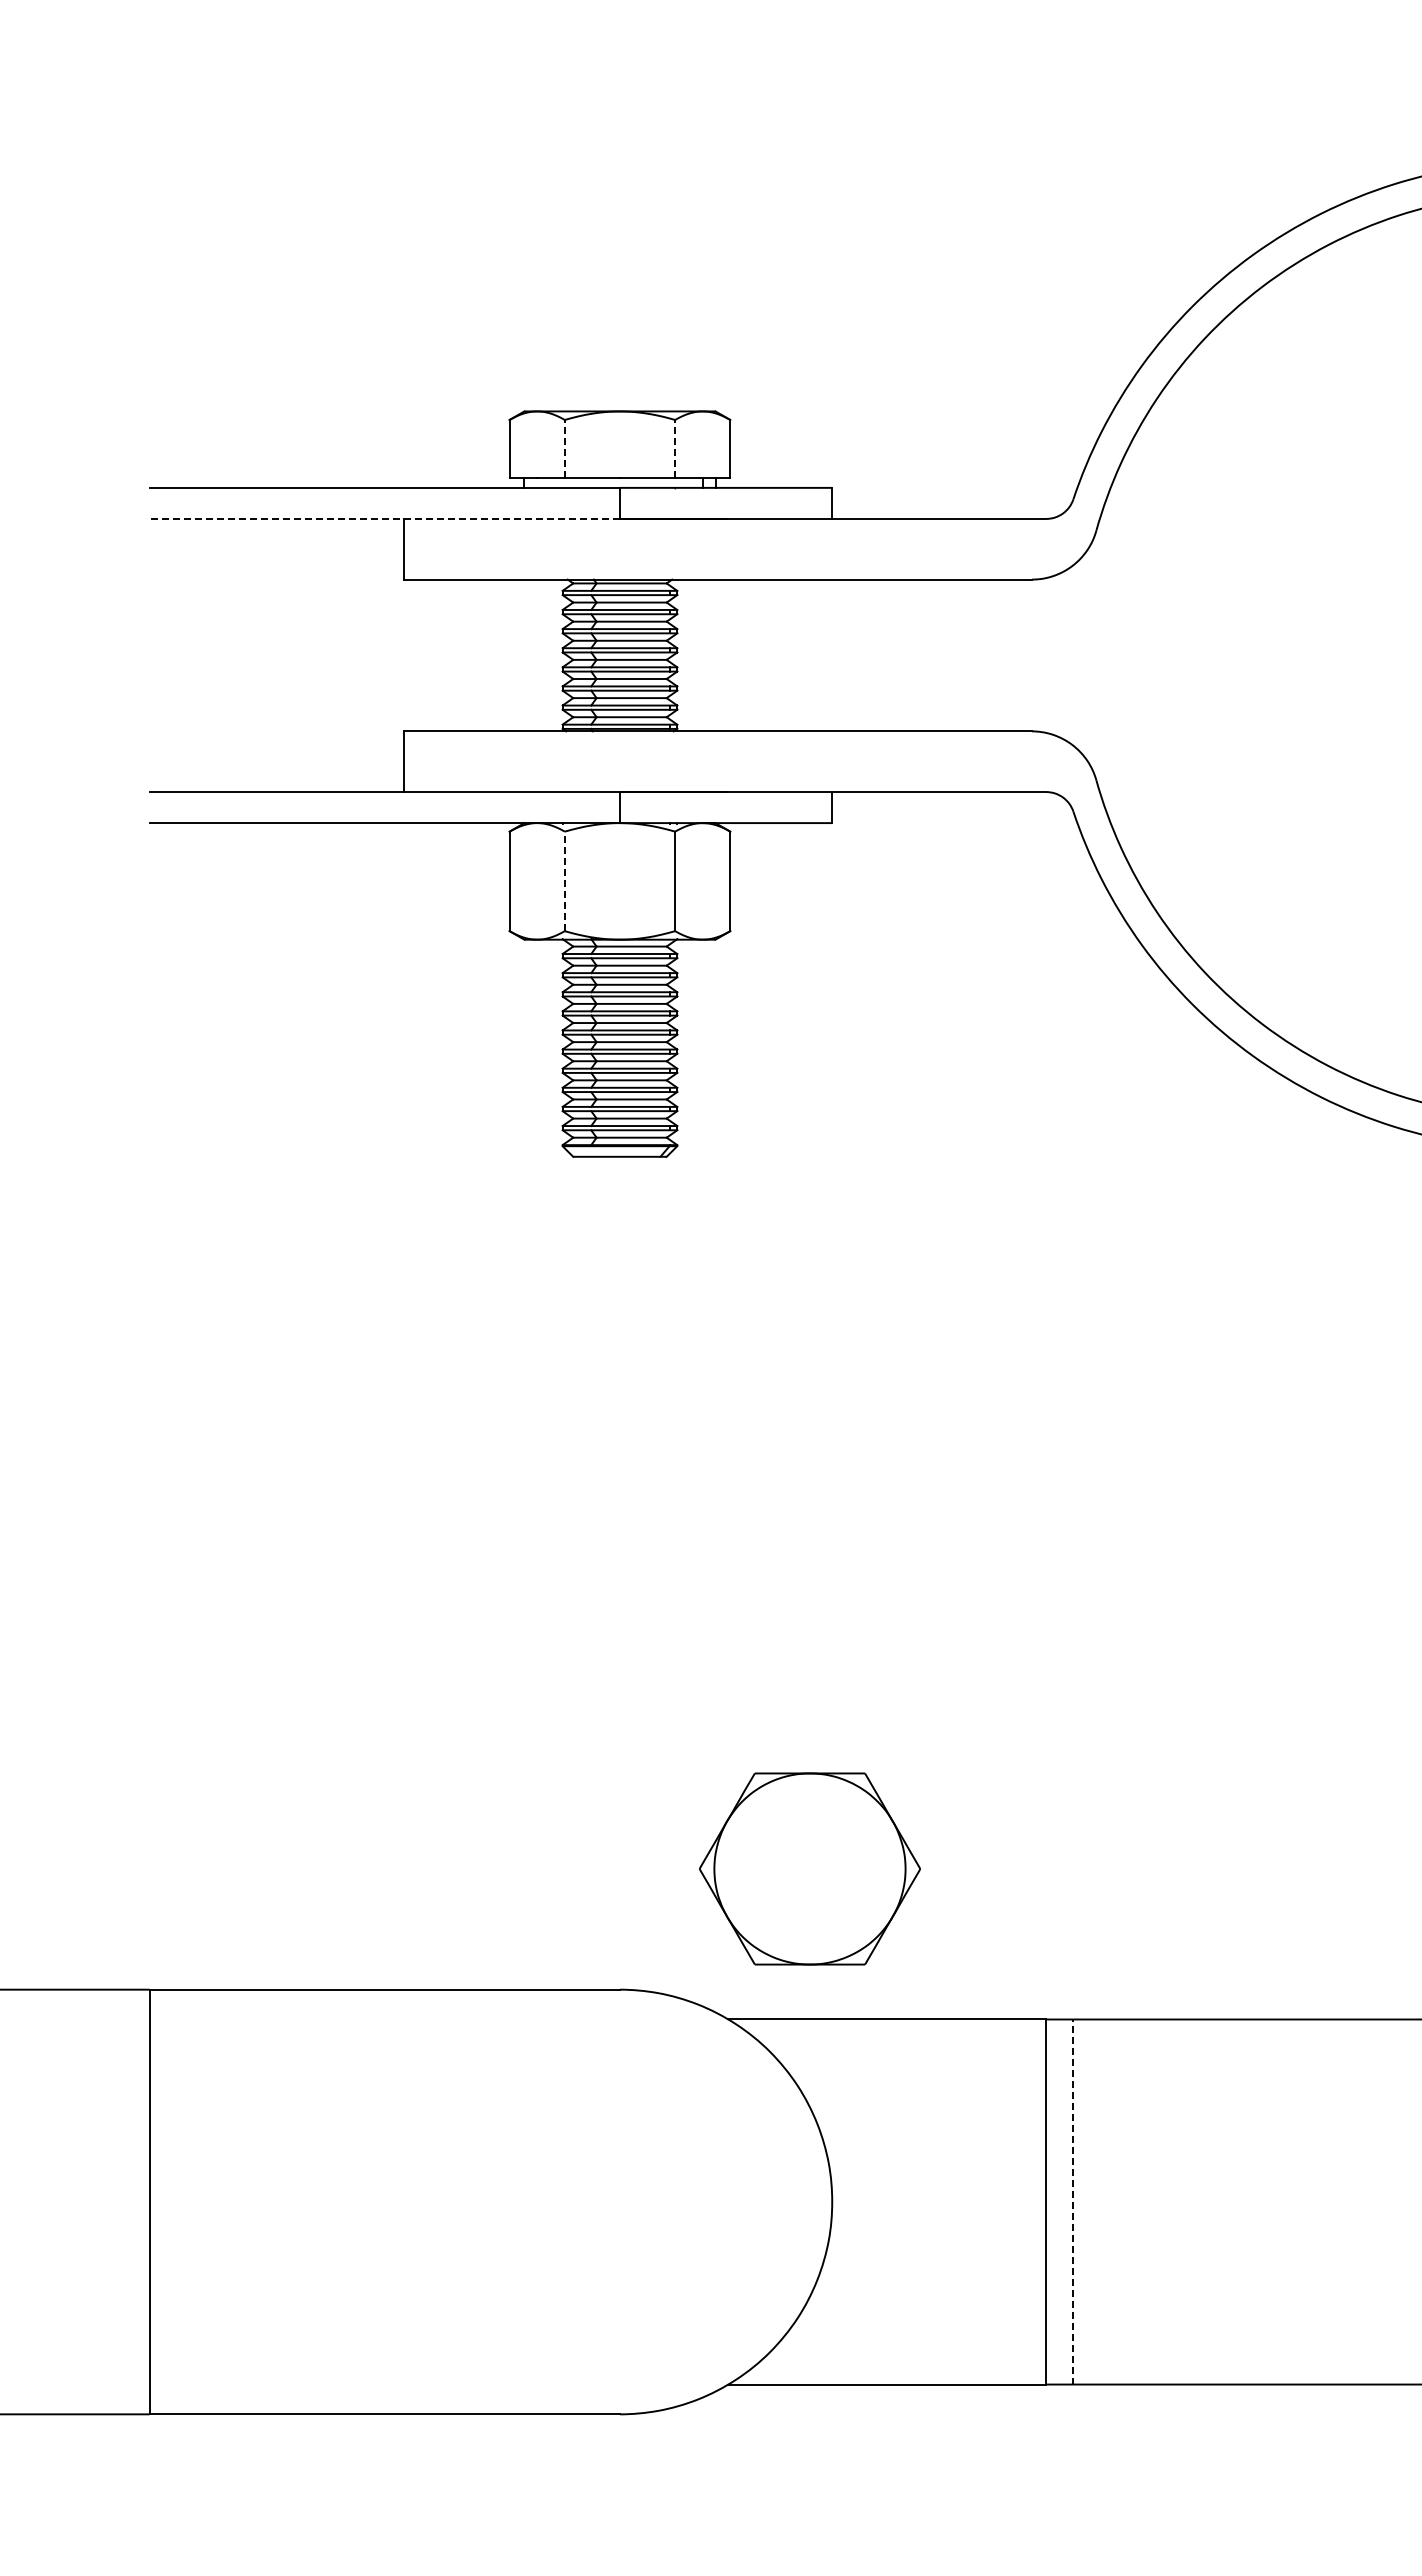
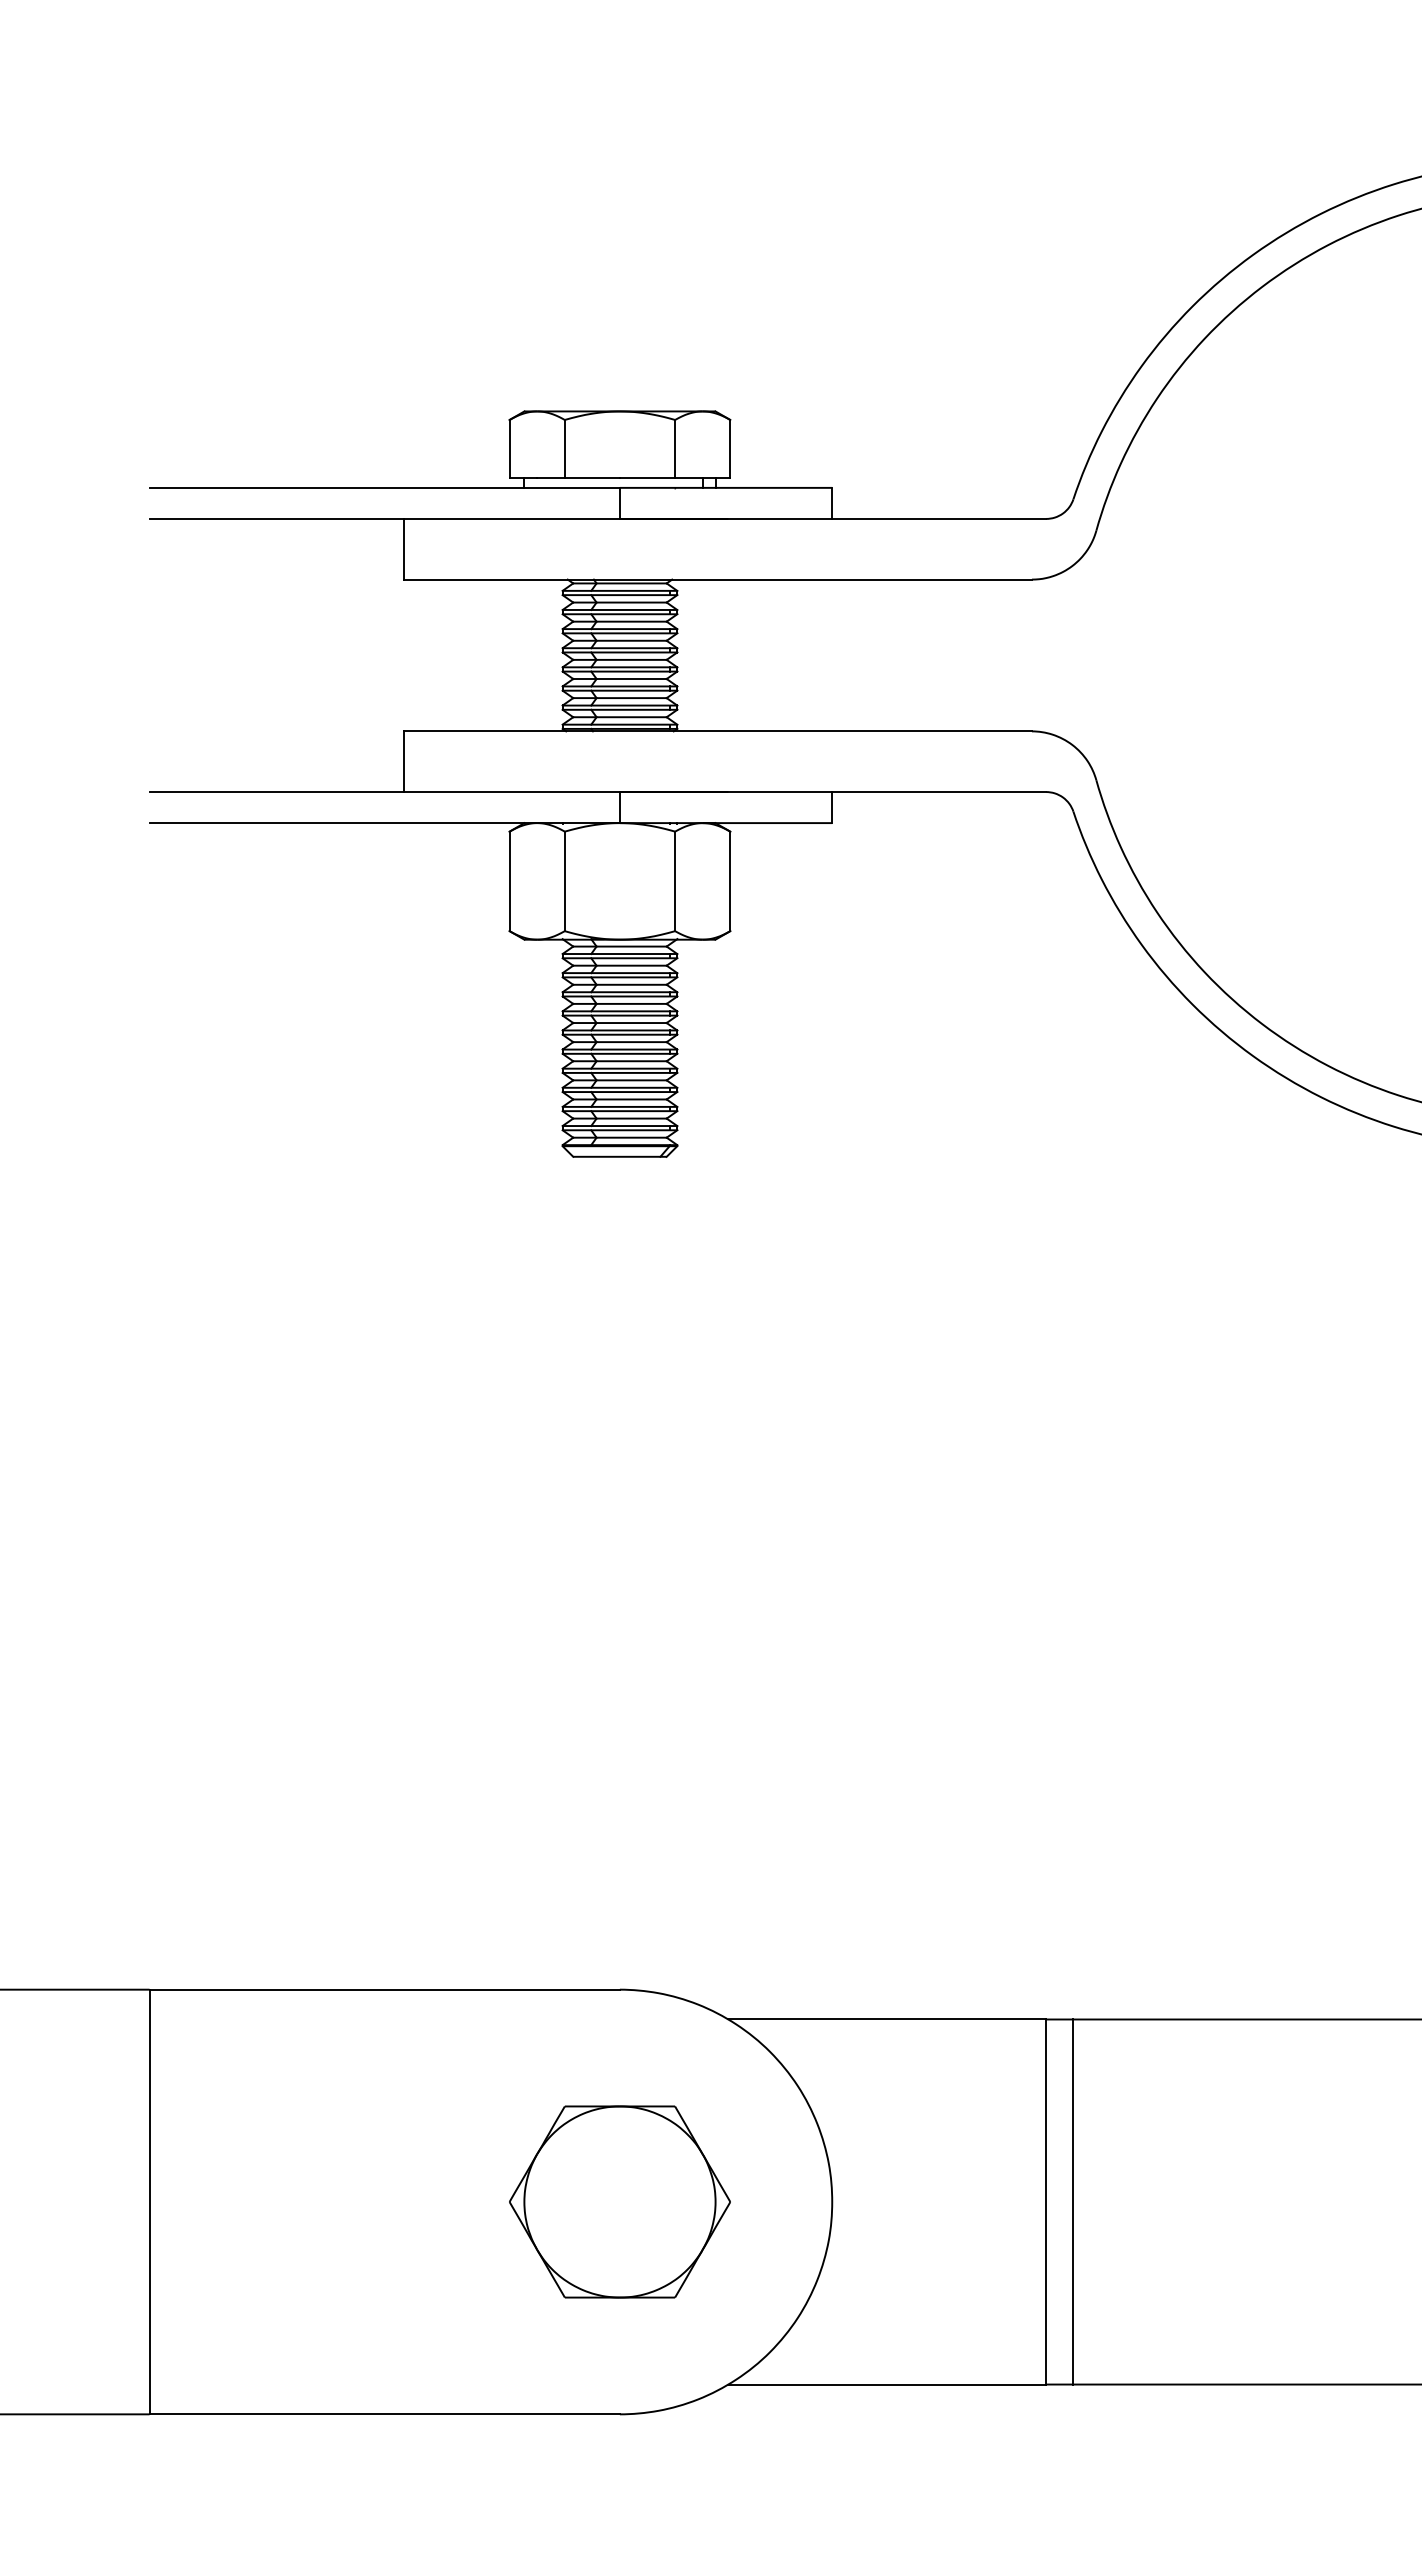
line: dashed -> solid (564, 448)
line: dashed -> solid (675, 448)
line: dashed -> solid (384, 519)
line: dashed -> solid (564, 881)
part position: (809, 1868) -> (619, 2201) (619, 2201)
line: dashed -> solid (1073, 2202)
